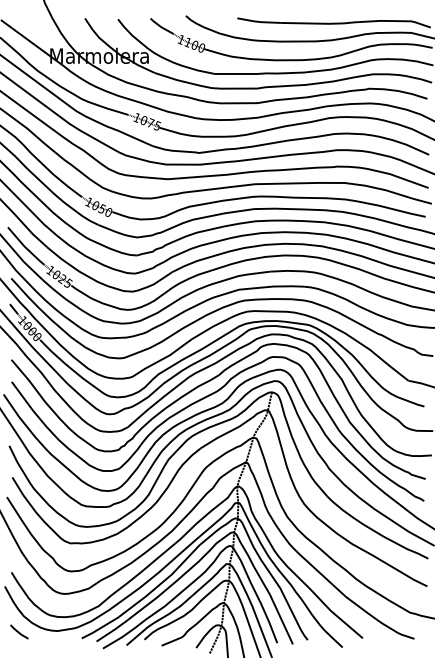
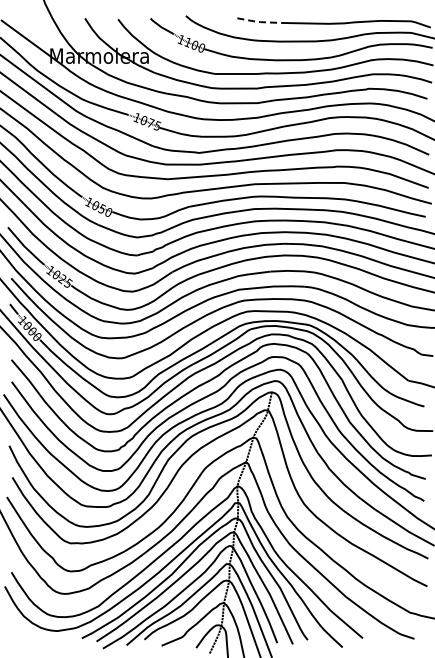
line: solid -> dashed (259, 22)
line: present -> none (18, 631)
